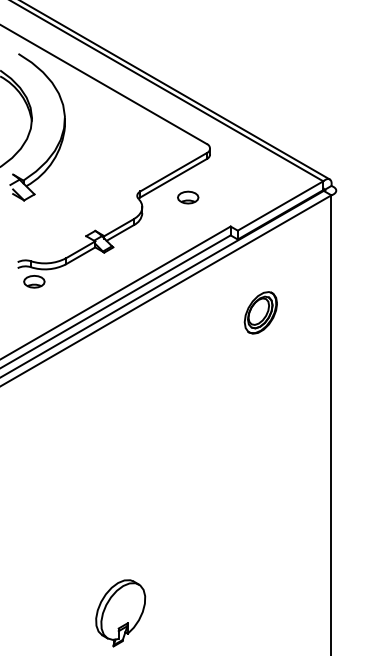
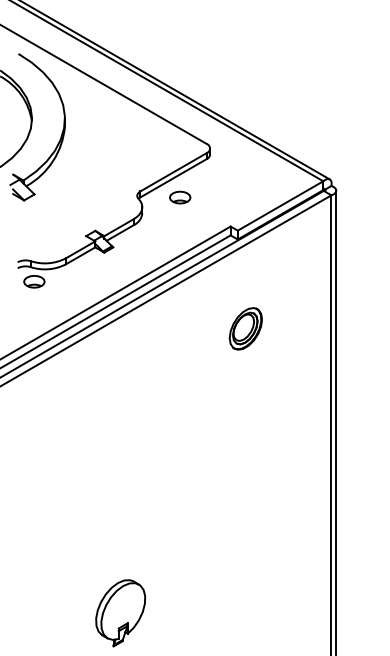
part position: (188, 197) -> (180, 197) (180, 197)
part position: (260, 312) -> (245, 328) (245, 328)
line: none -> present (336, 421)
